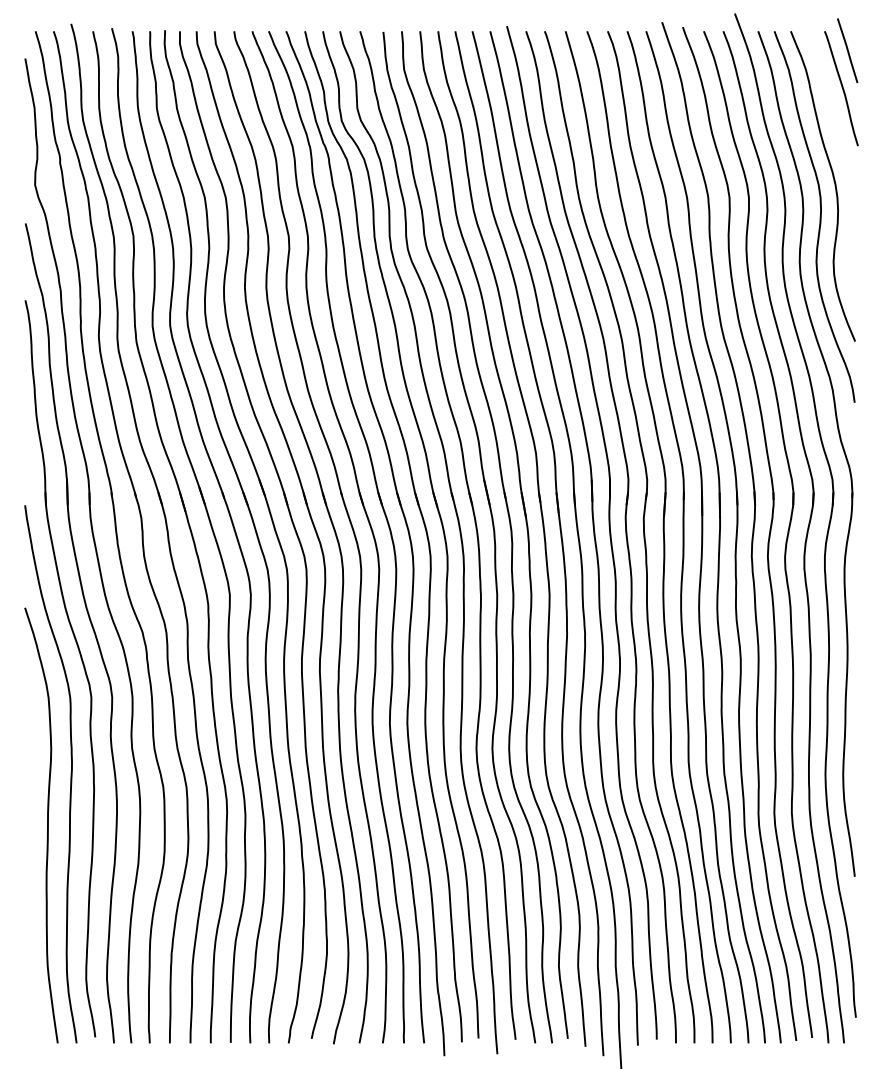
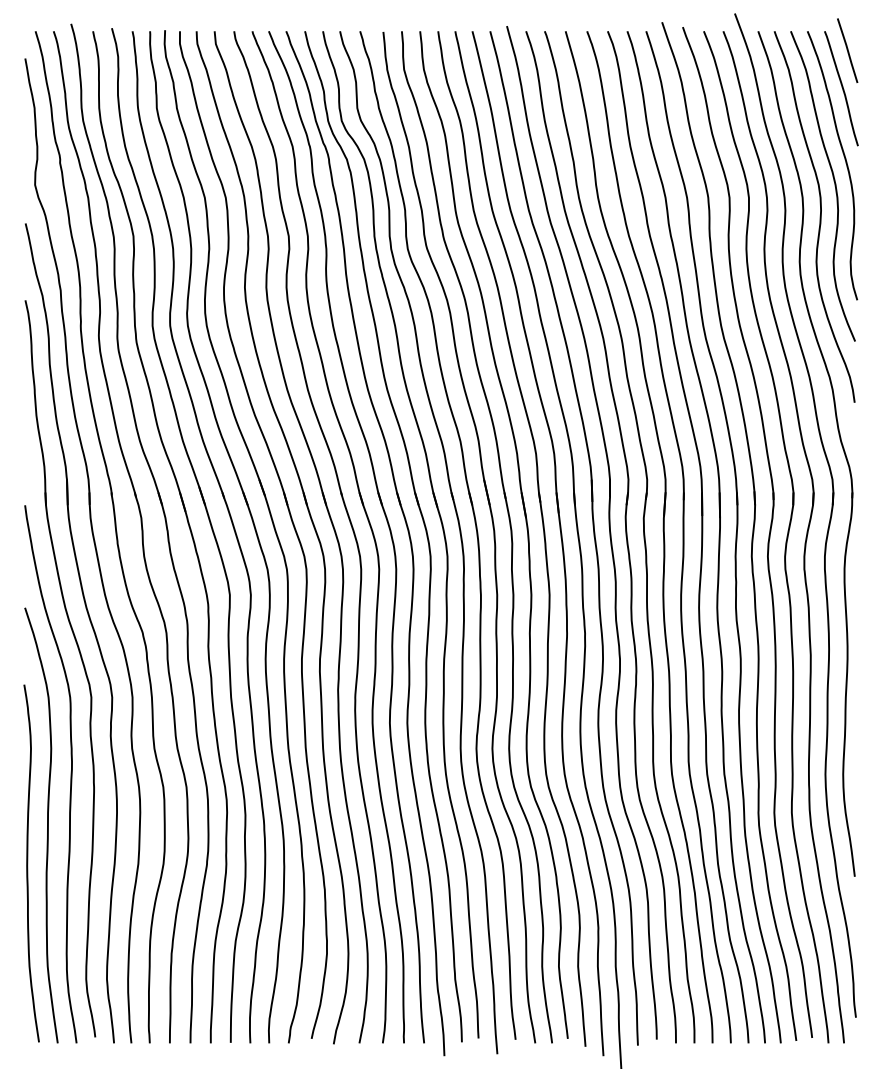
curve: none -> present (845, 163)
curve: none -> present (28, 863)
